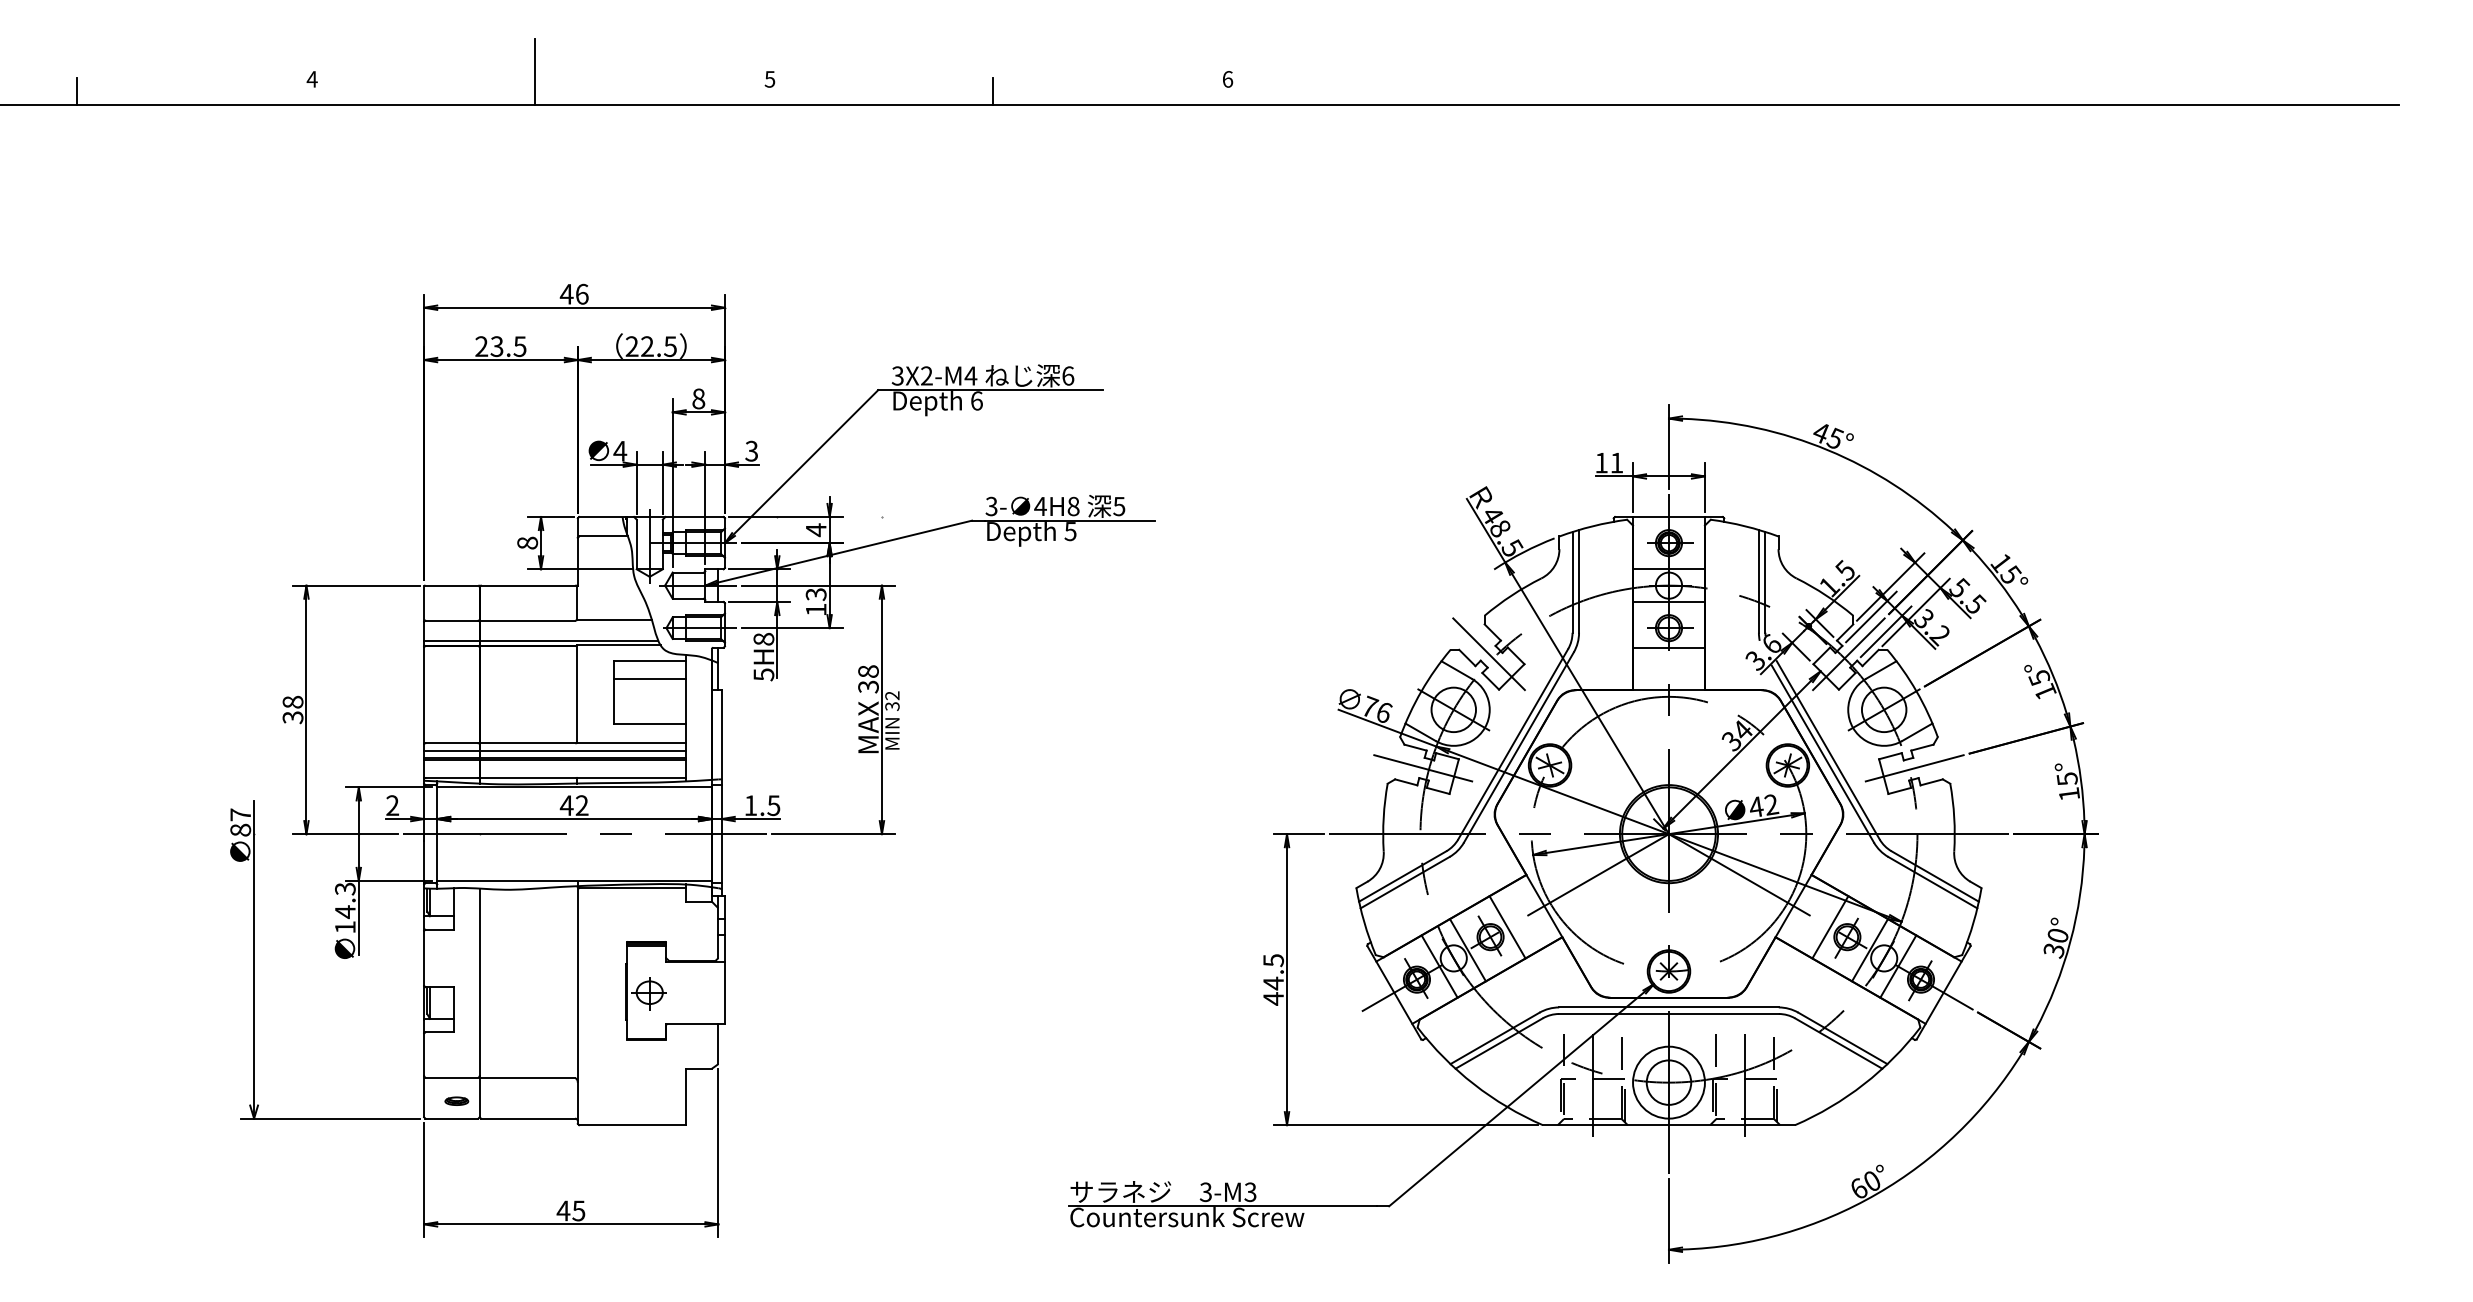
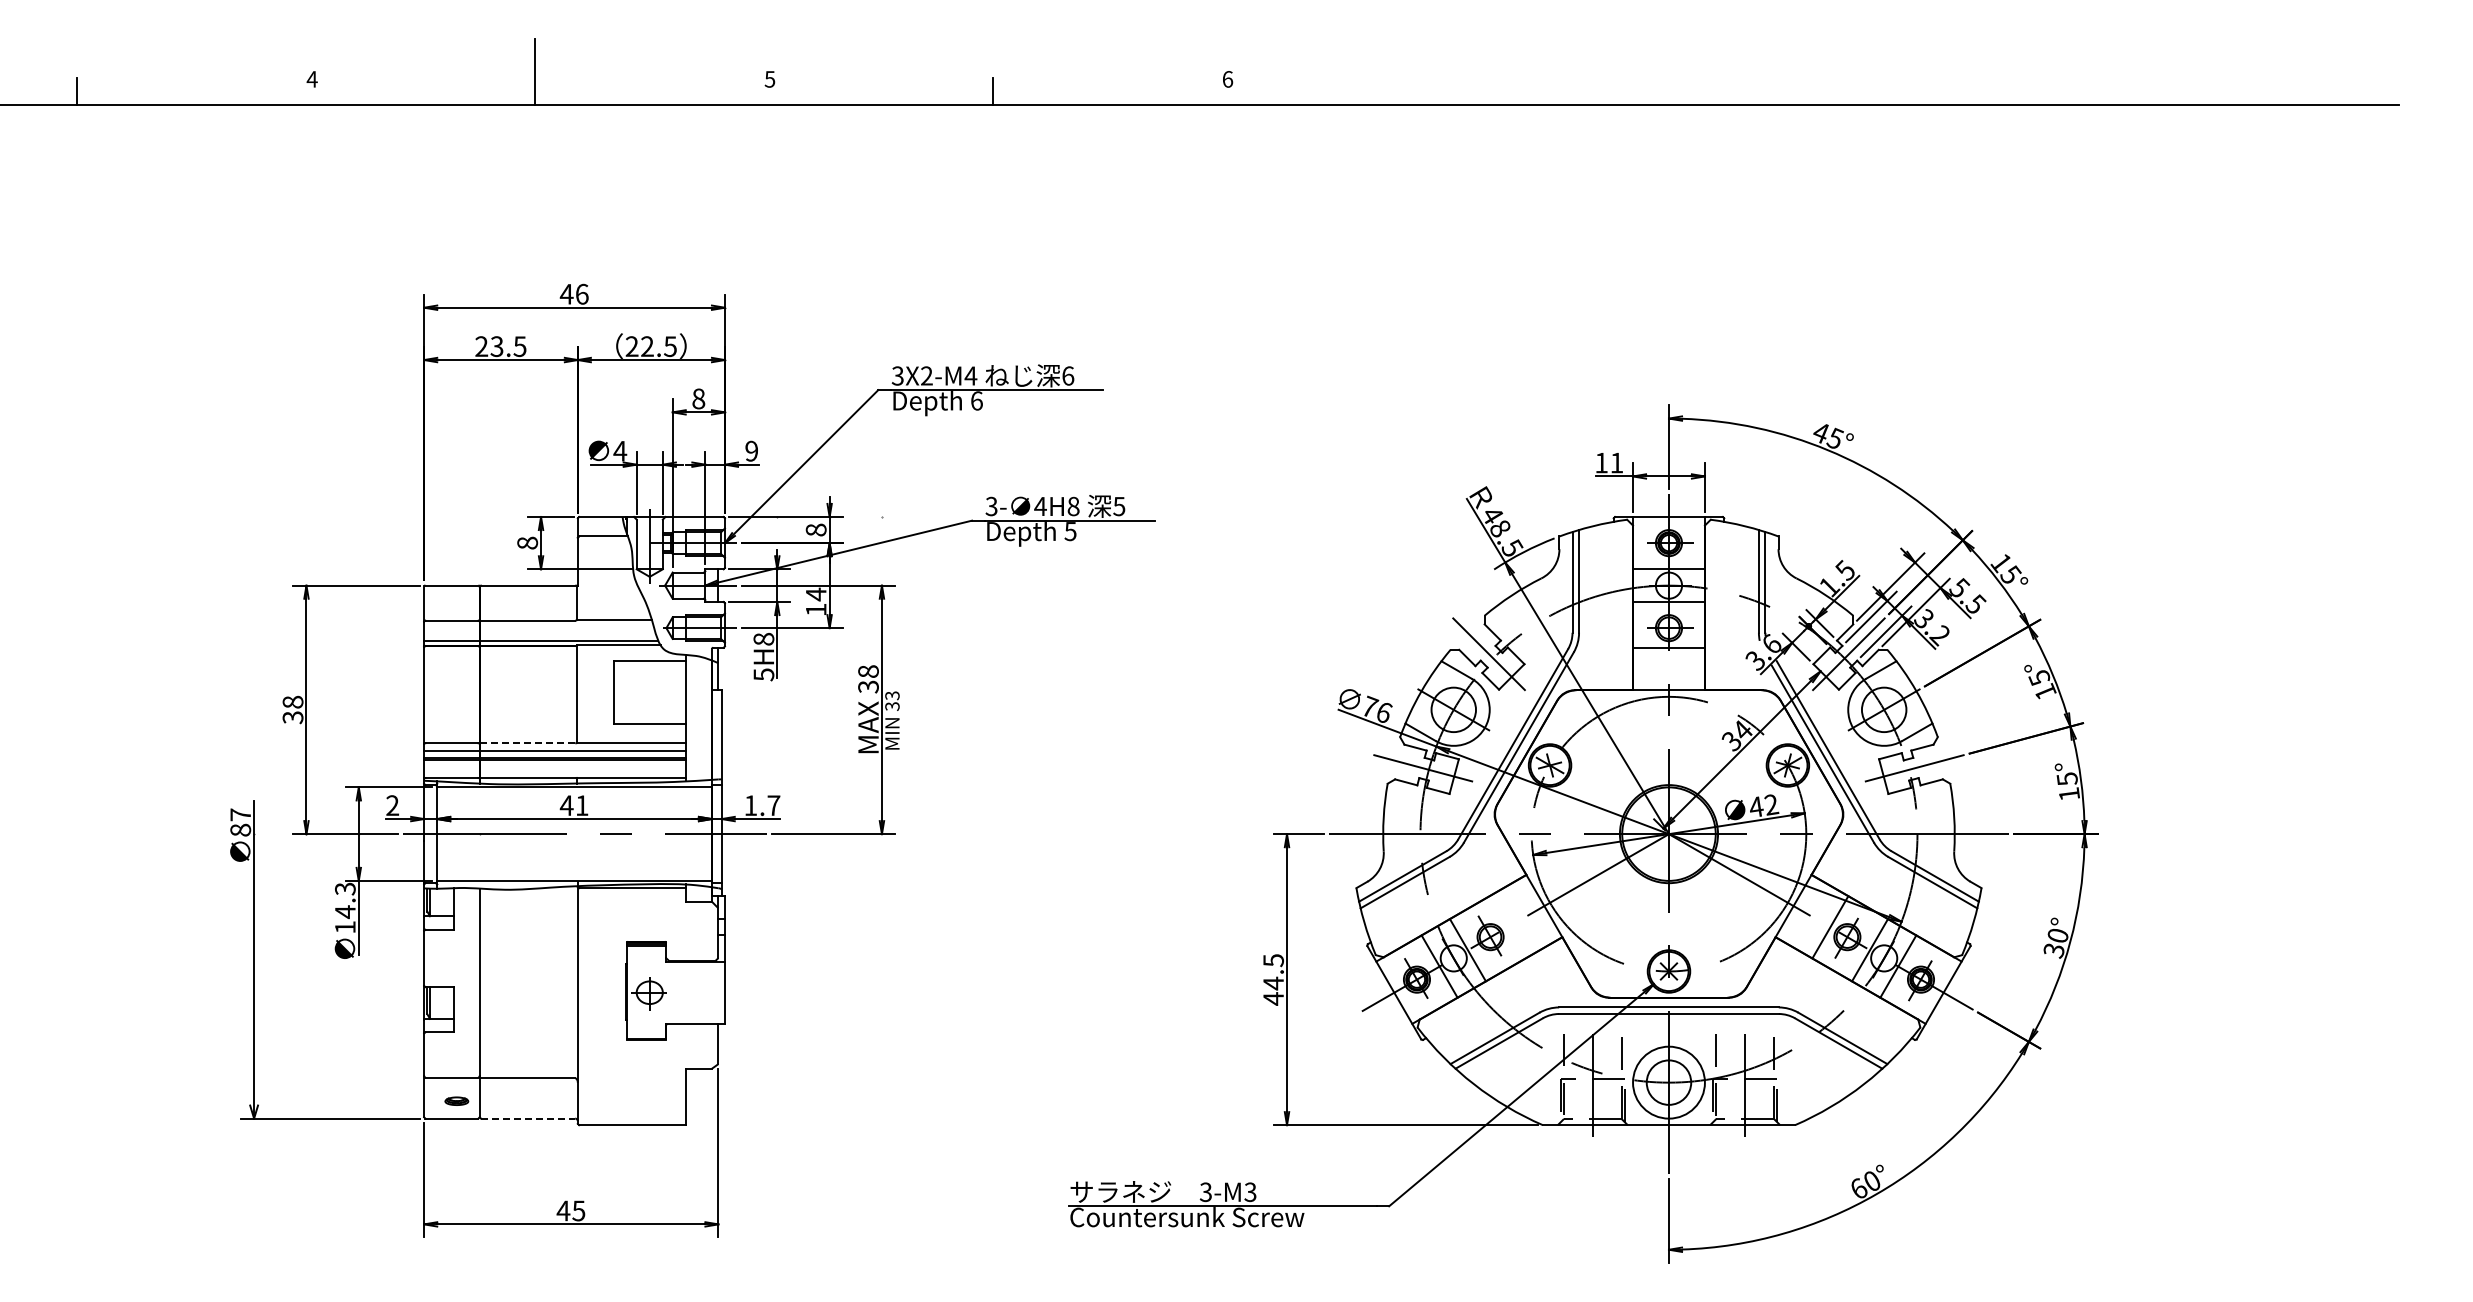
text: 3 -> 9 (751, 451)
text: 4 -> 8 (815, 530)
text: 13 -> 14 (815, 594)
line: present -> none (649, 678)
text: 32 -> 33 (892, 695)
line: solid -> dashed (527, 743)
text: 42 -> 41 (581, 805)
text: 1.5 -> 1.7 (773, 805)
line: present -> none (1507, 927)
line: solid -> dashed (528, 1118)
